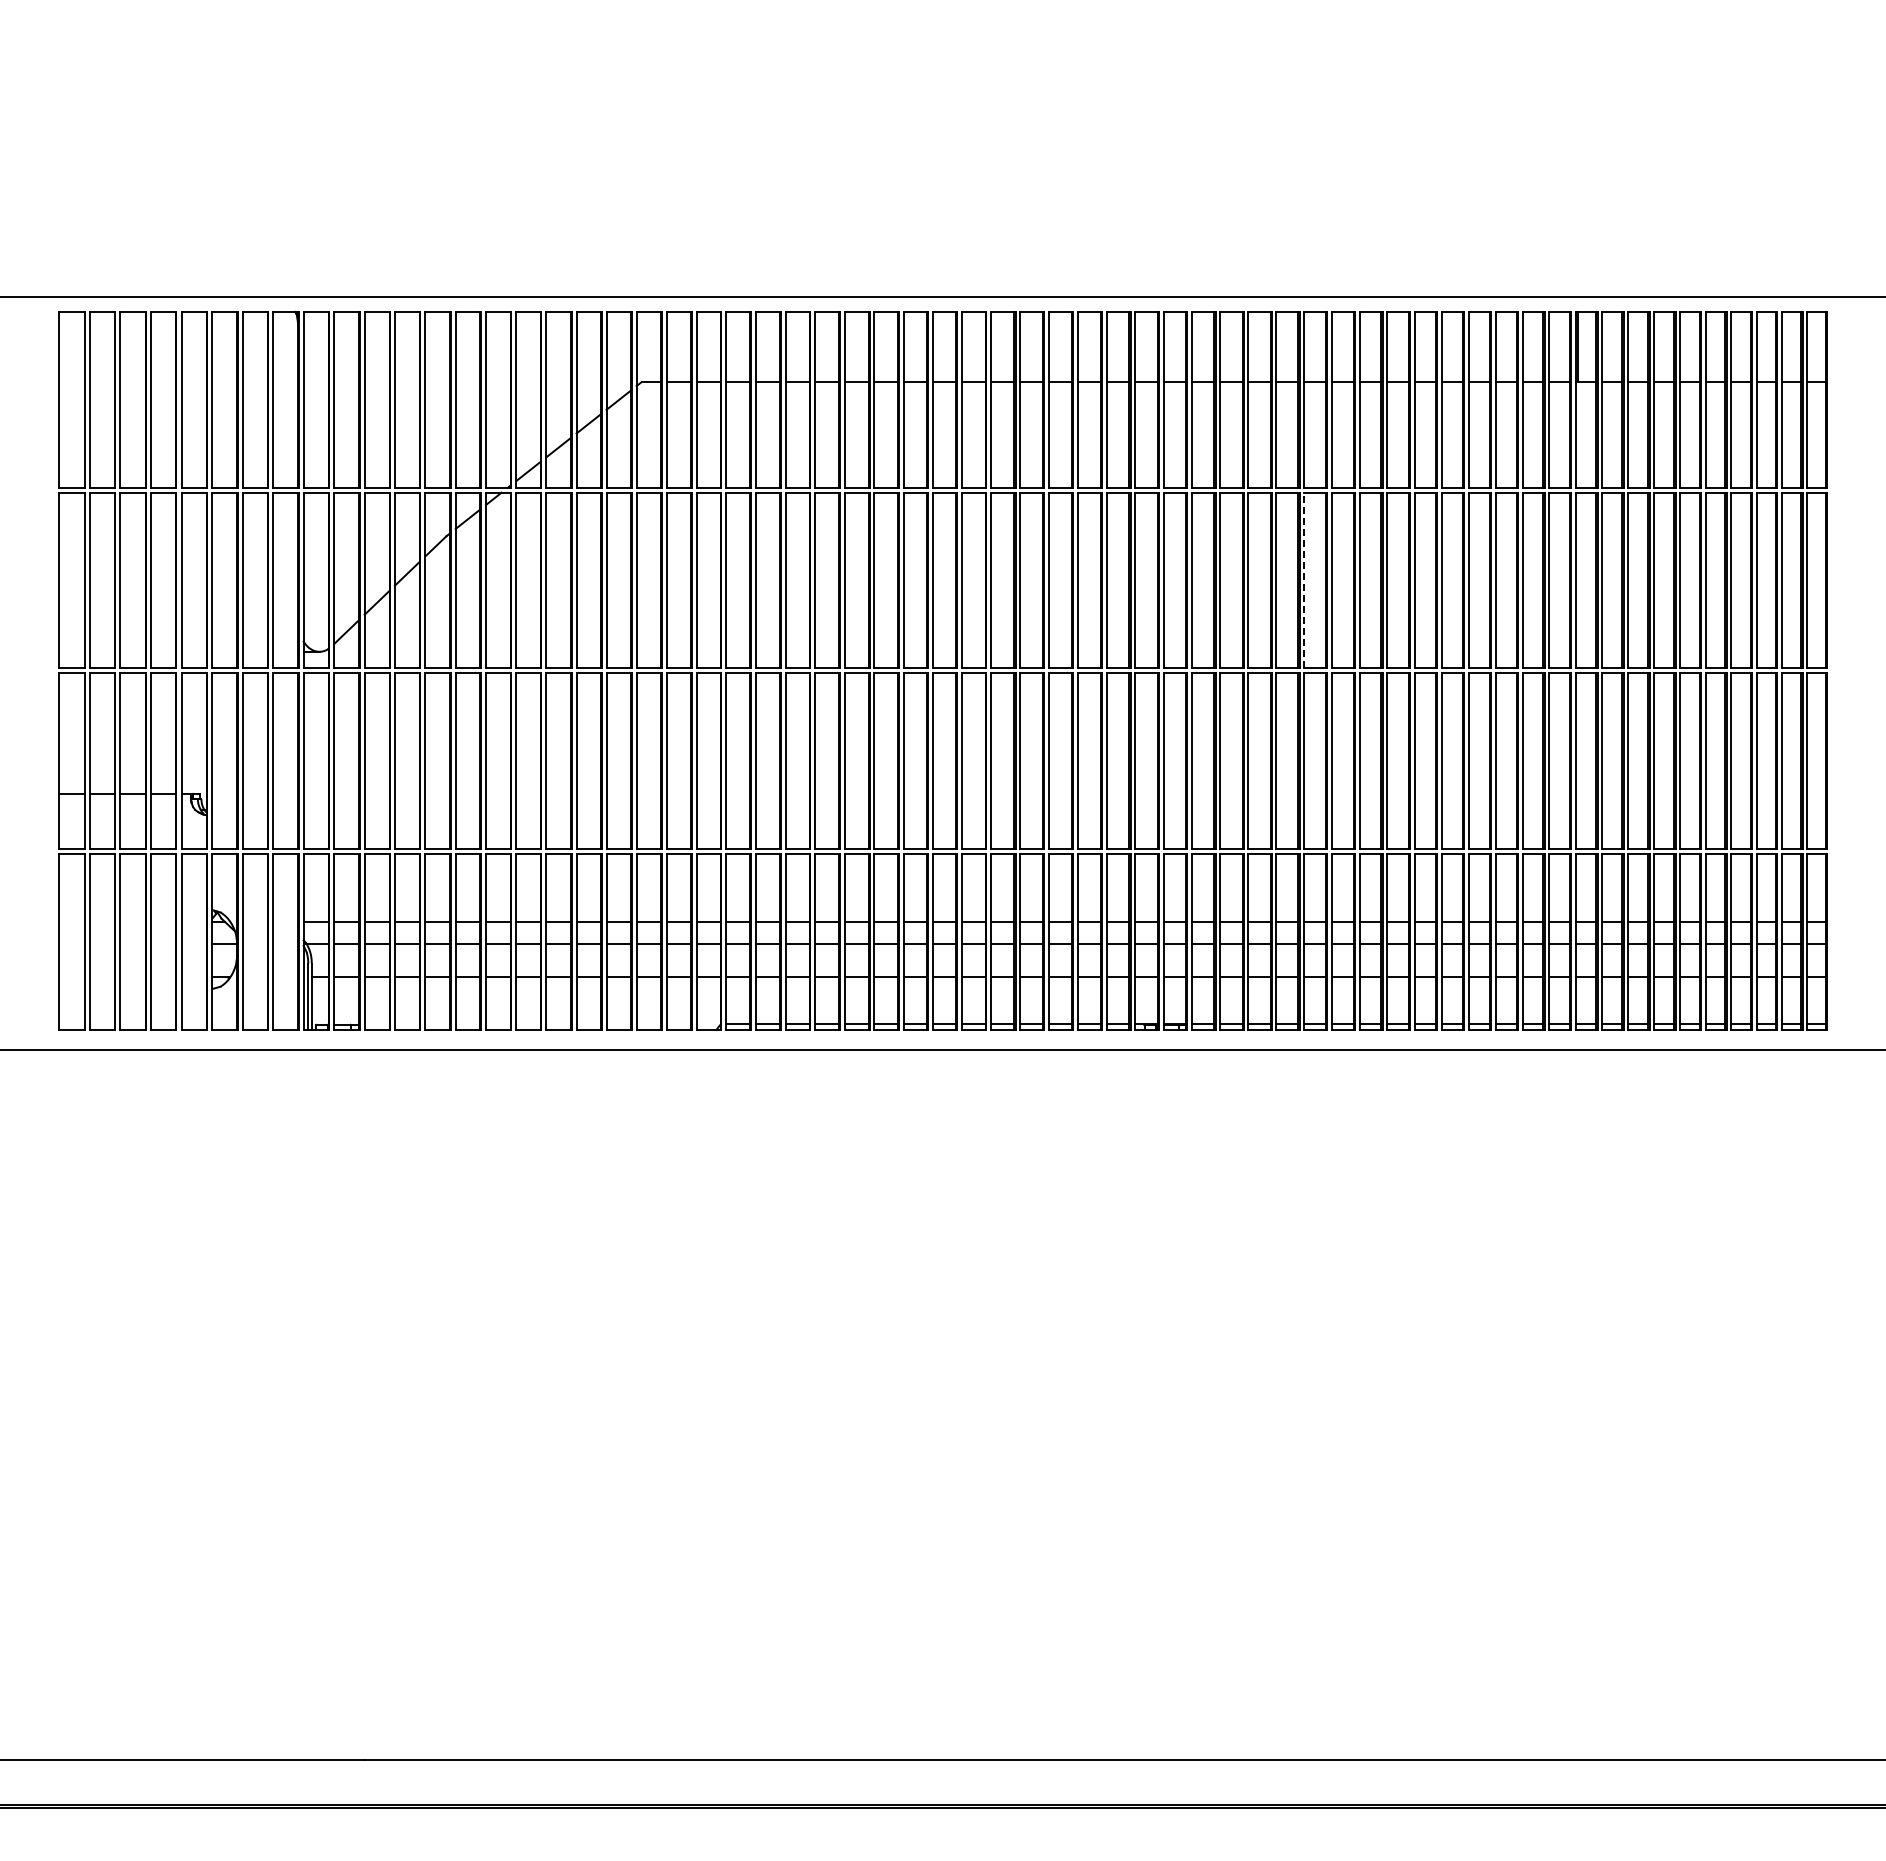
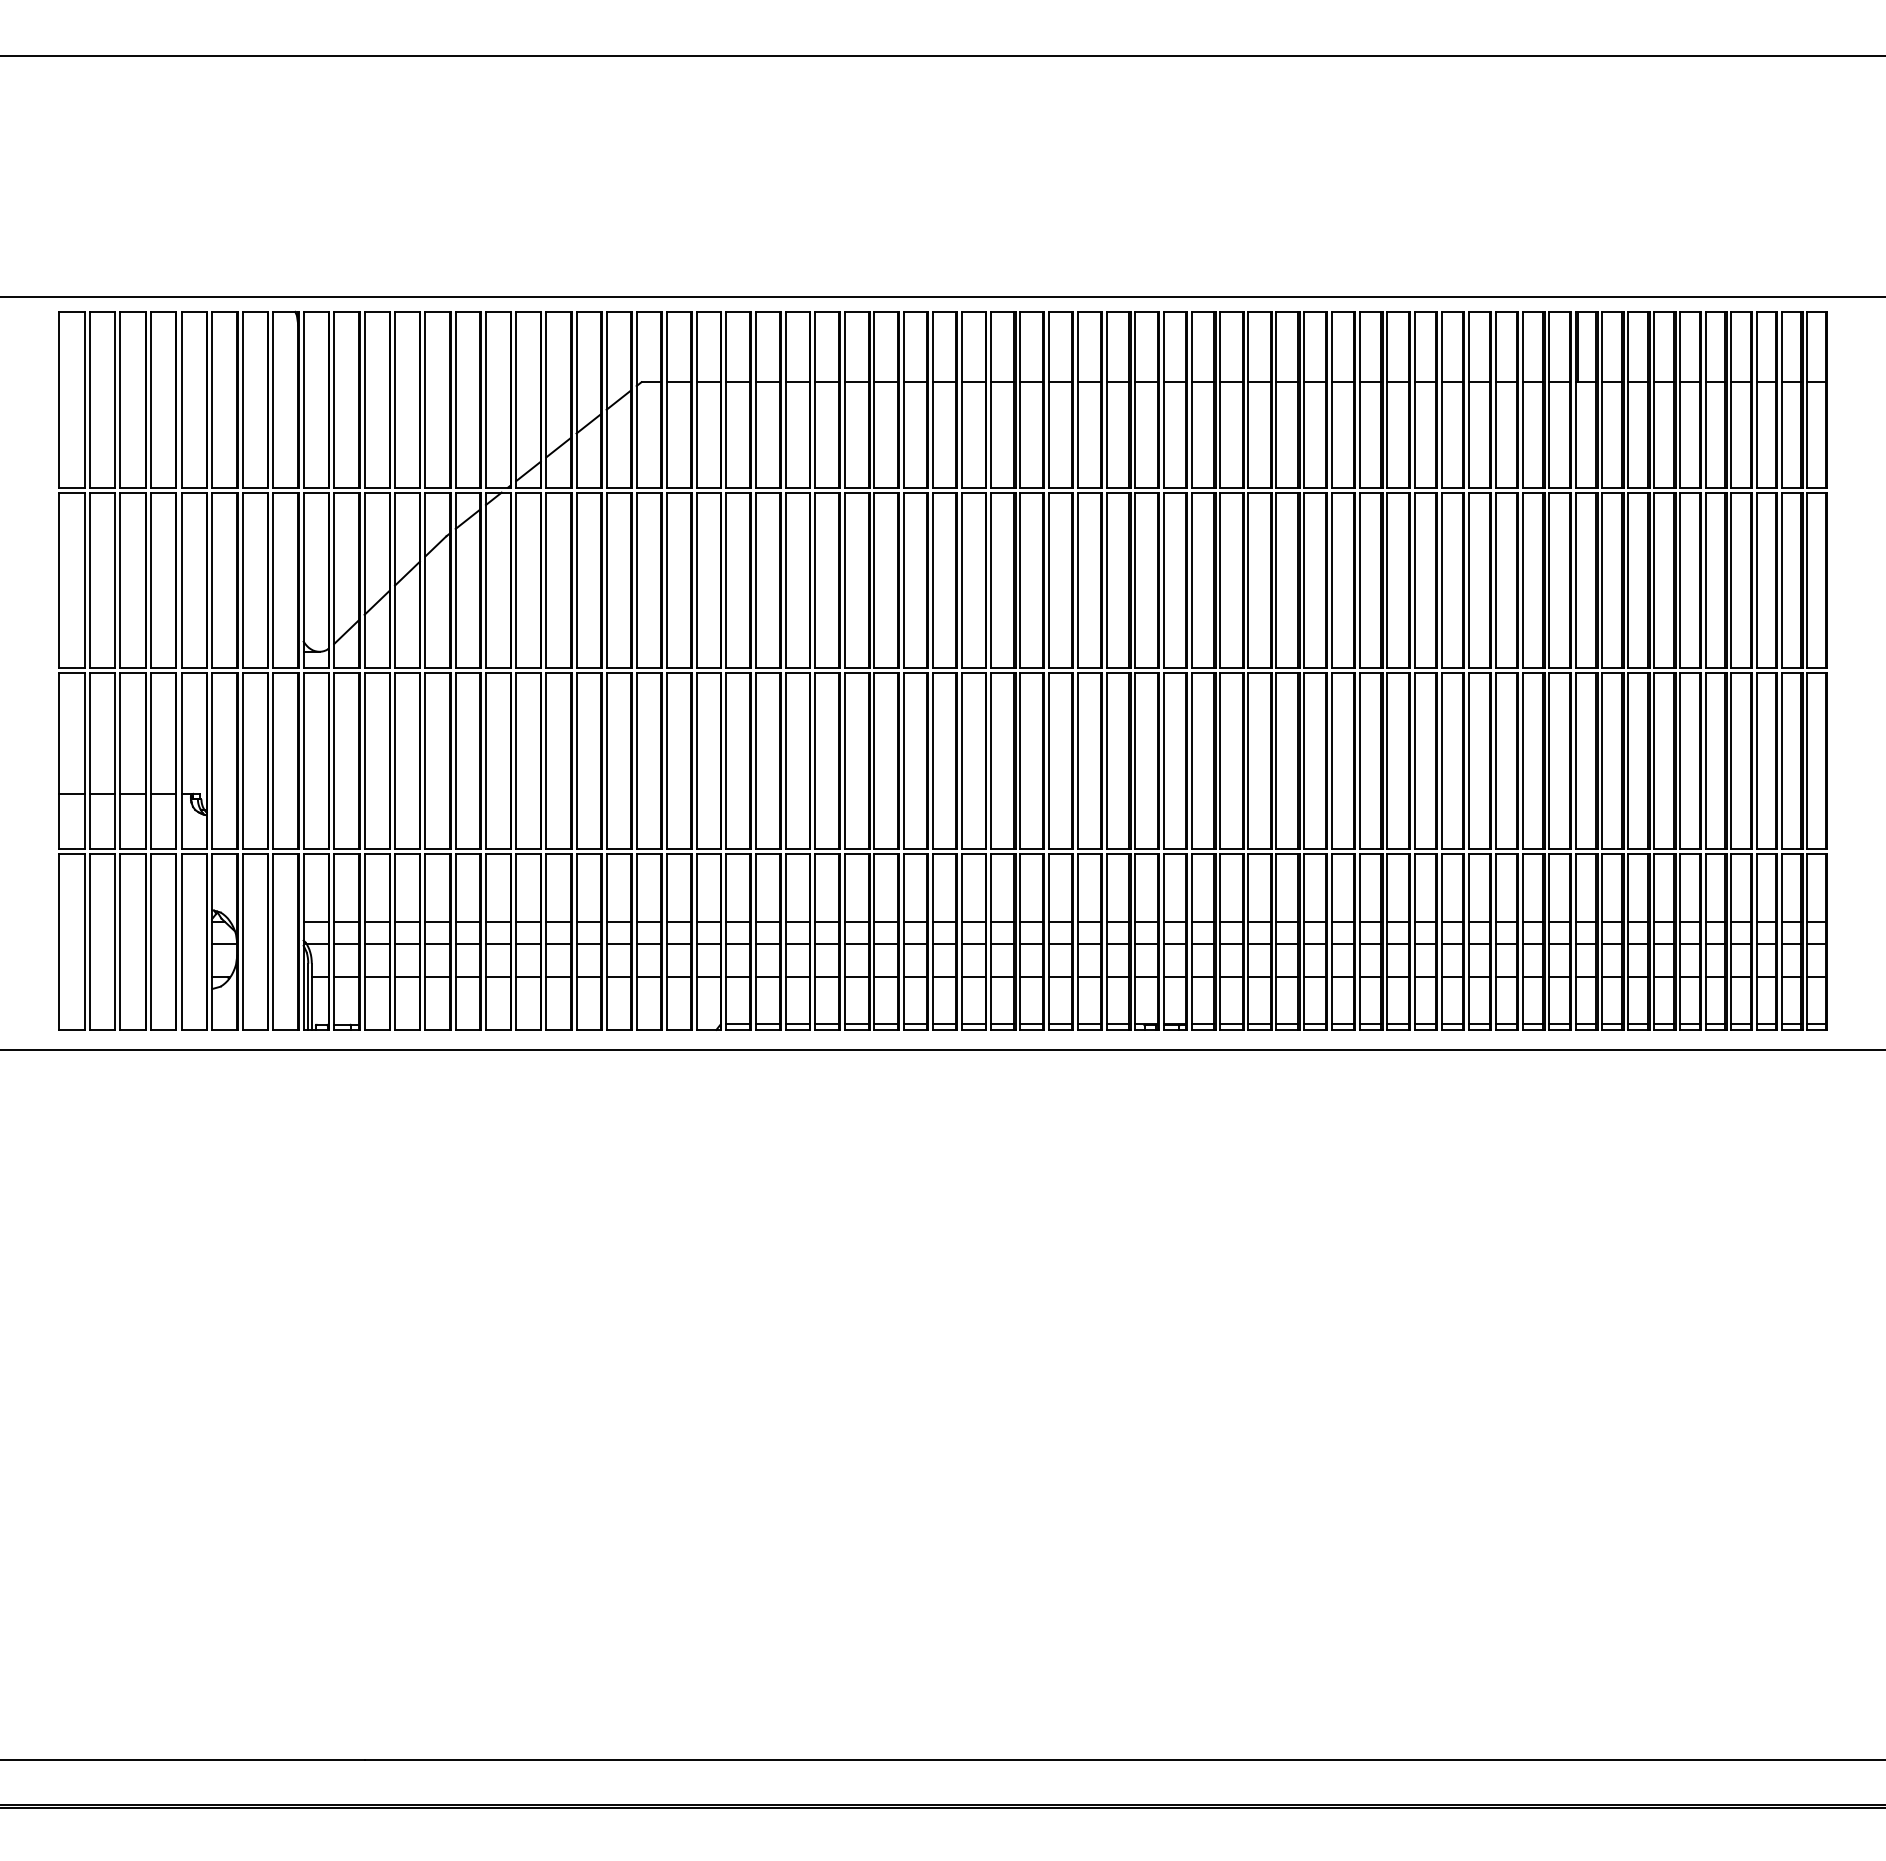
line: none -> present (942, 55)
line: dashed -> solid (1304, 580)
